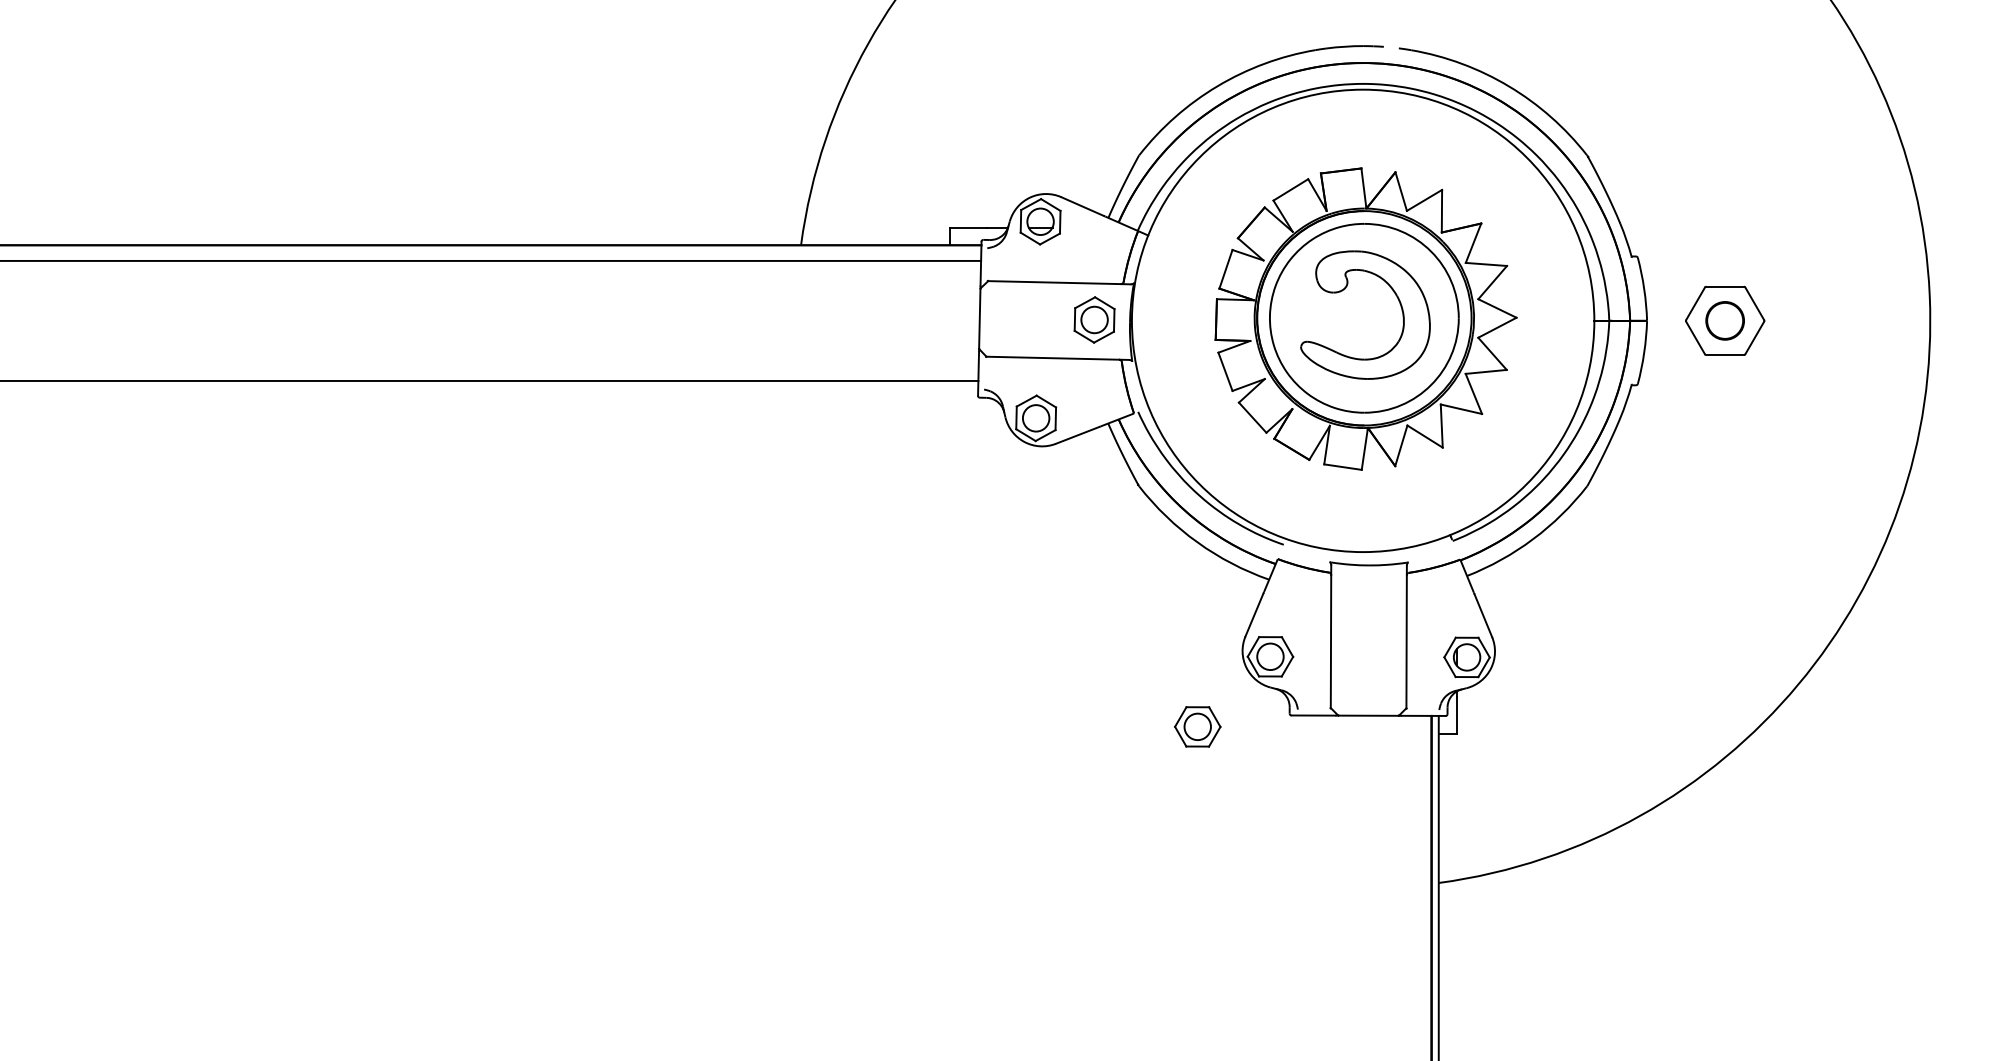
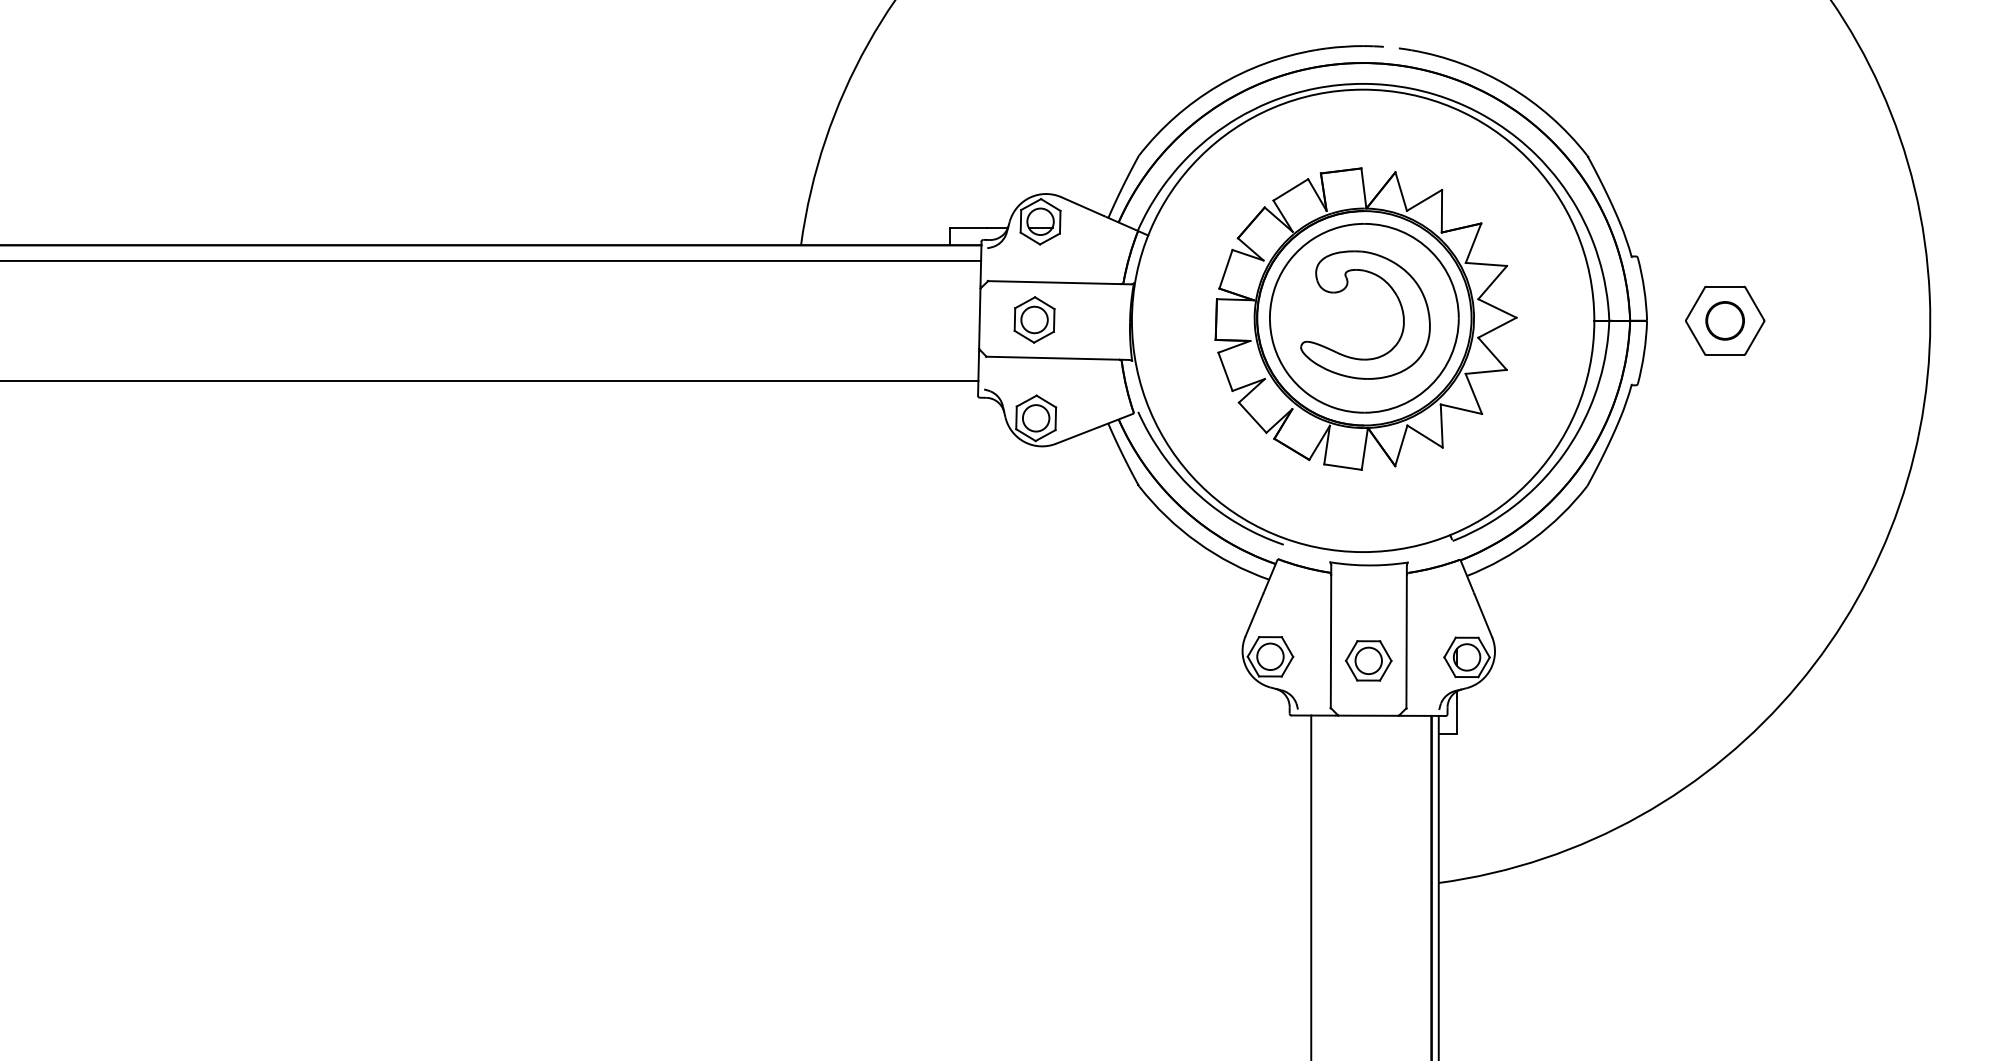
part position: (1094, 319) -> (1034, 319) (1034, 319)
part position: (1197, 726) -> (1368, 660) (1368, 660)
line: none -> present (1311, 886)
